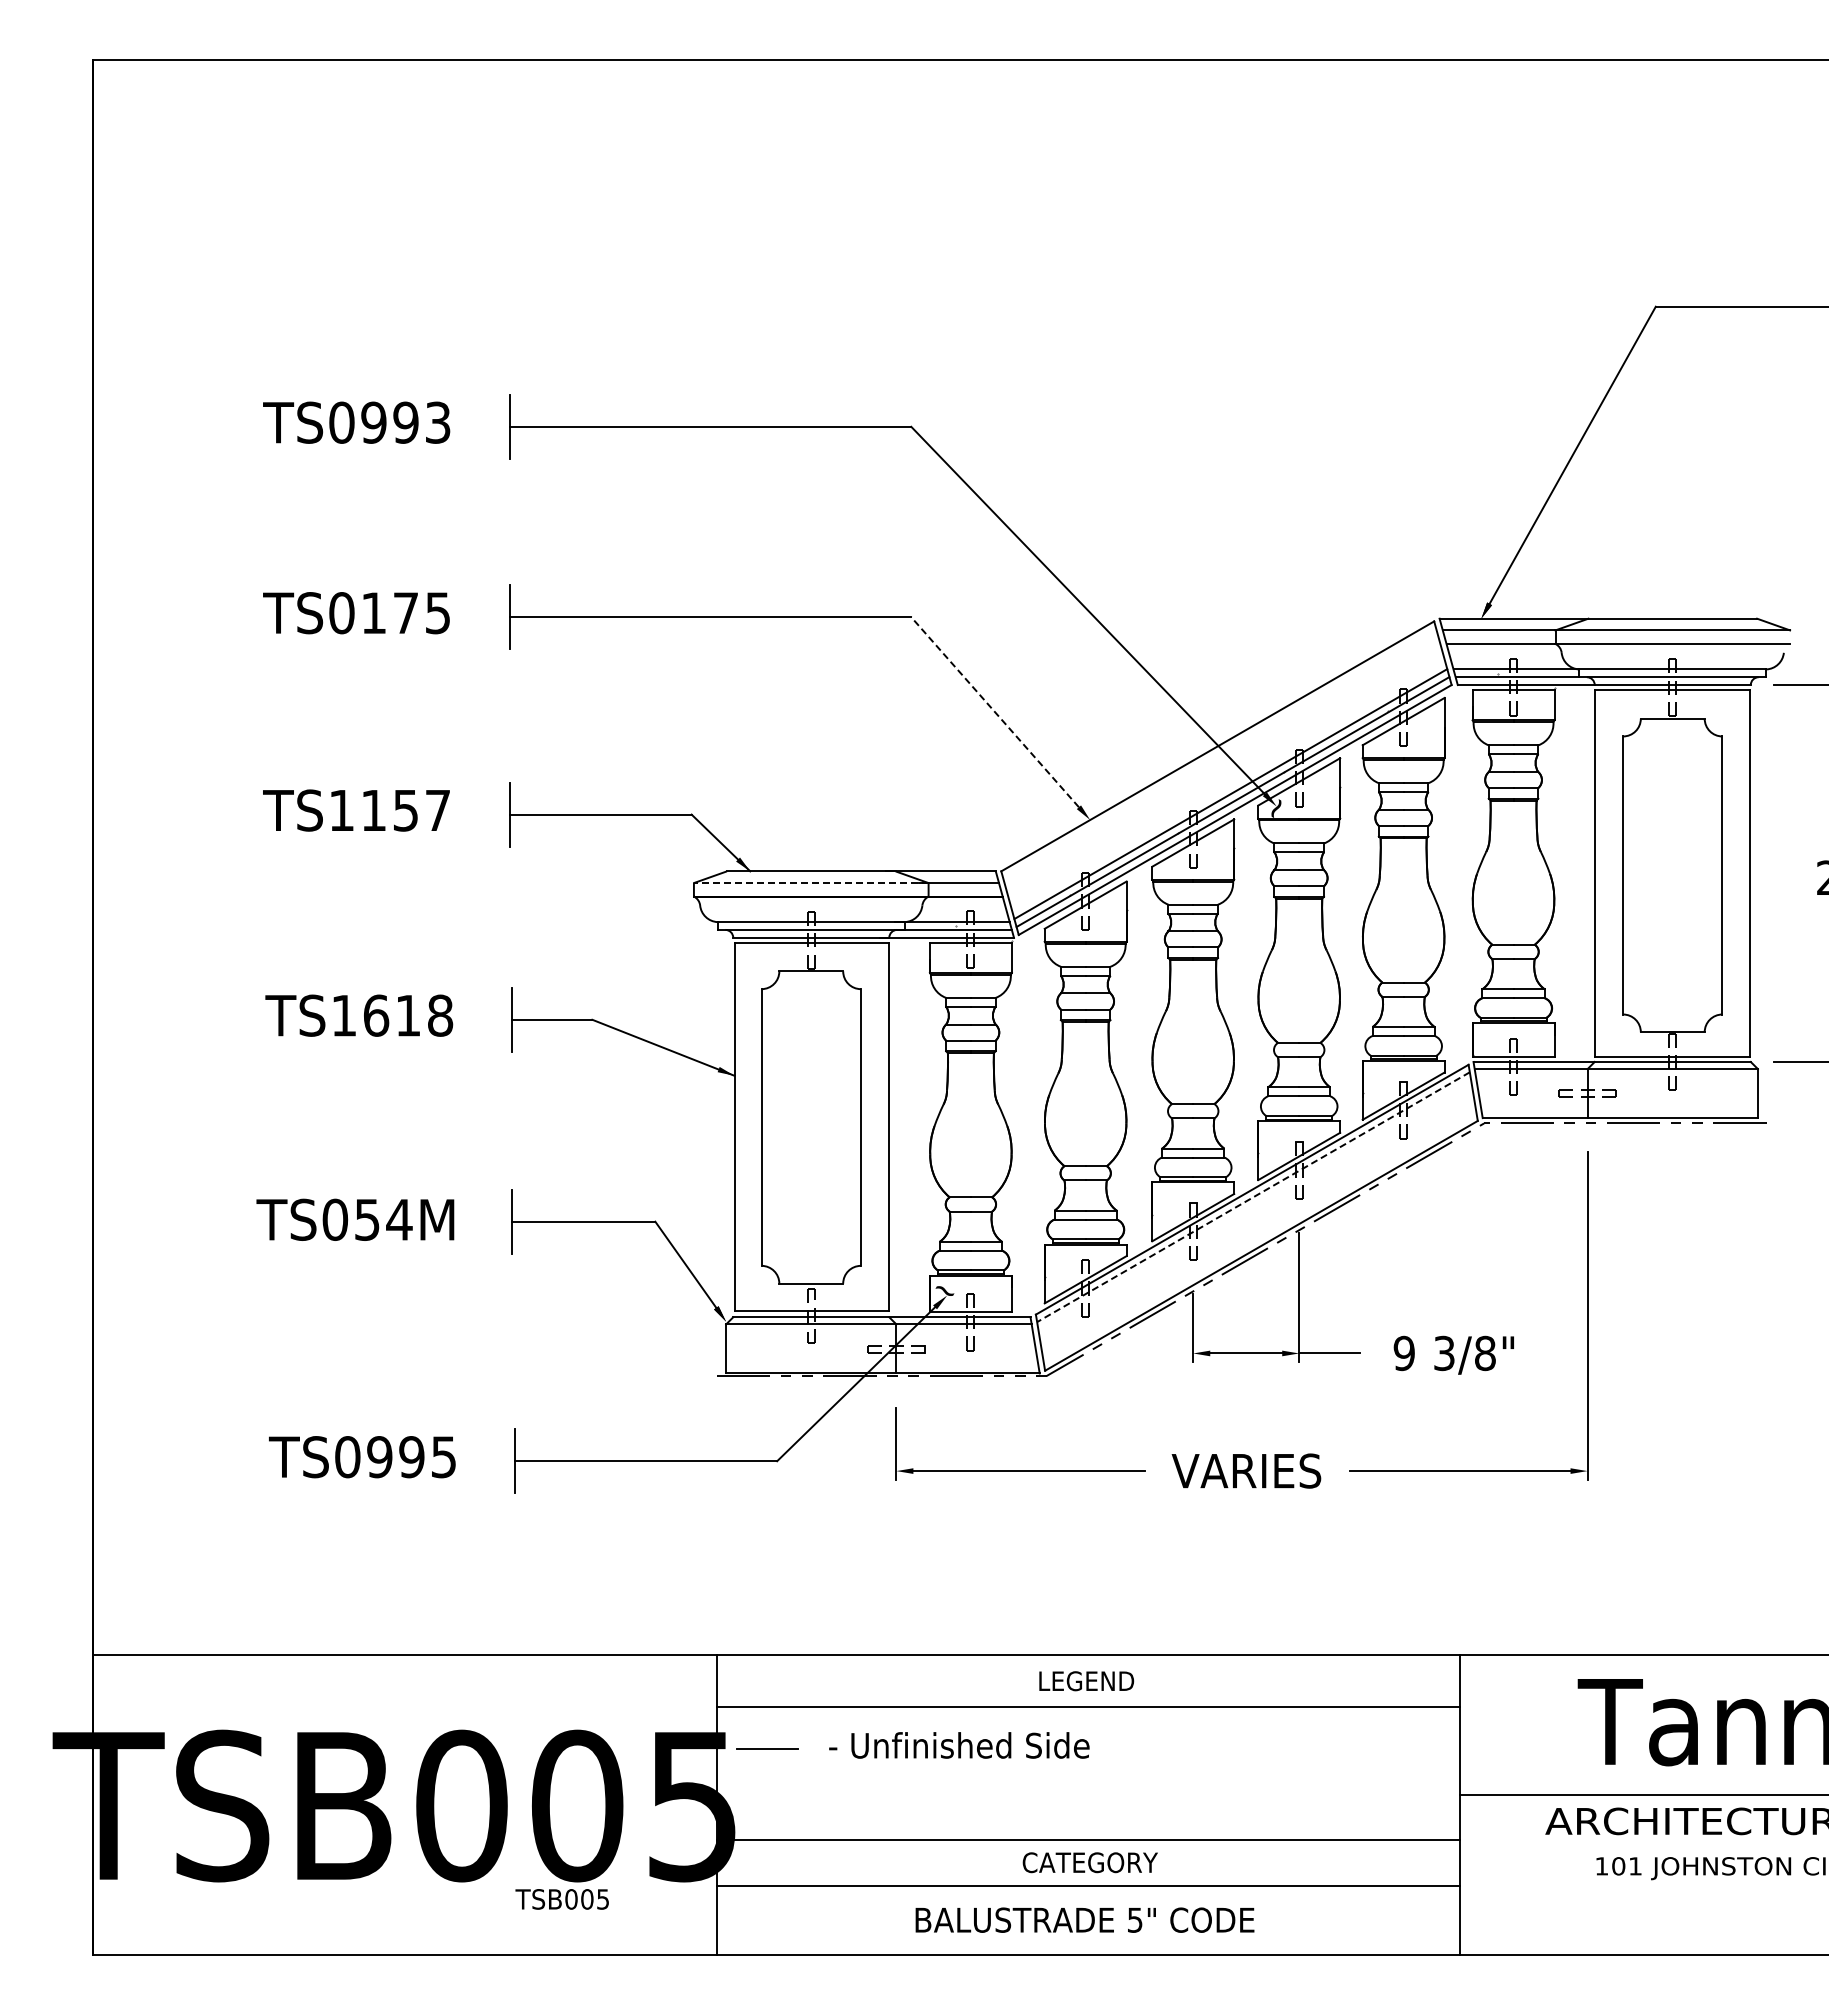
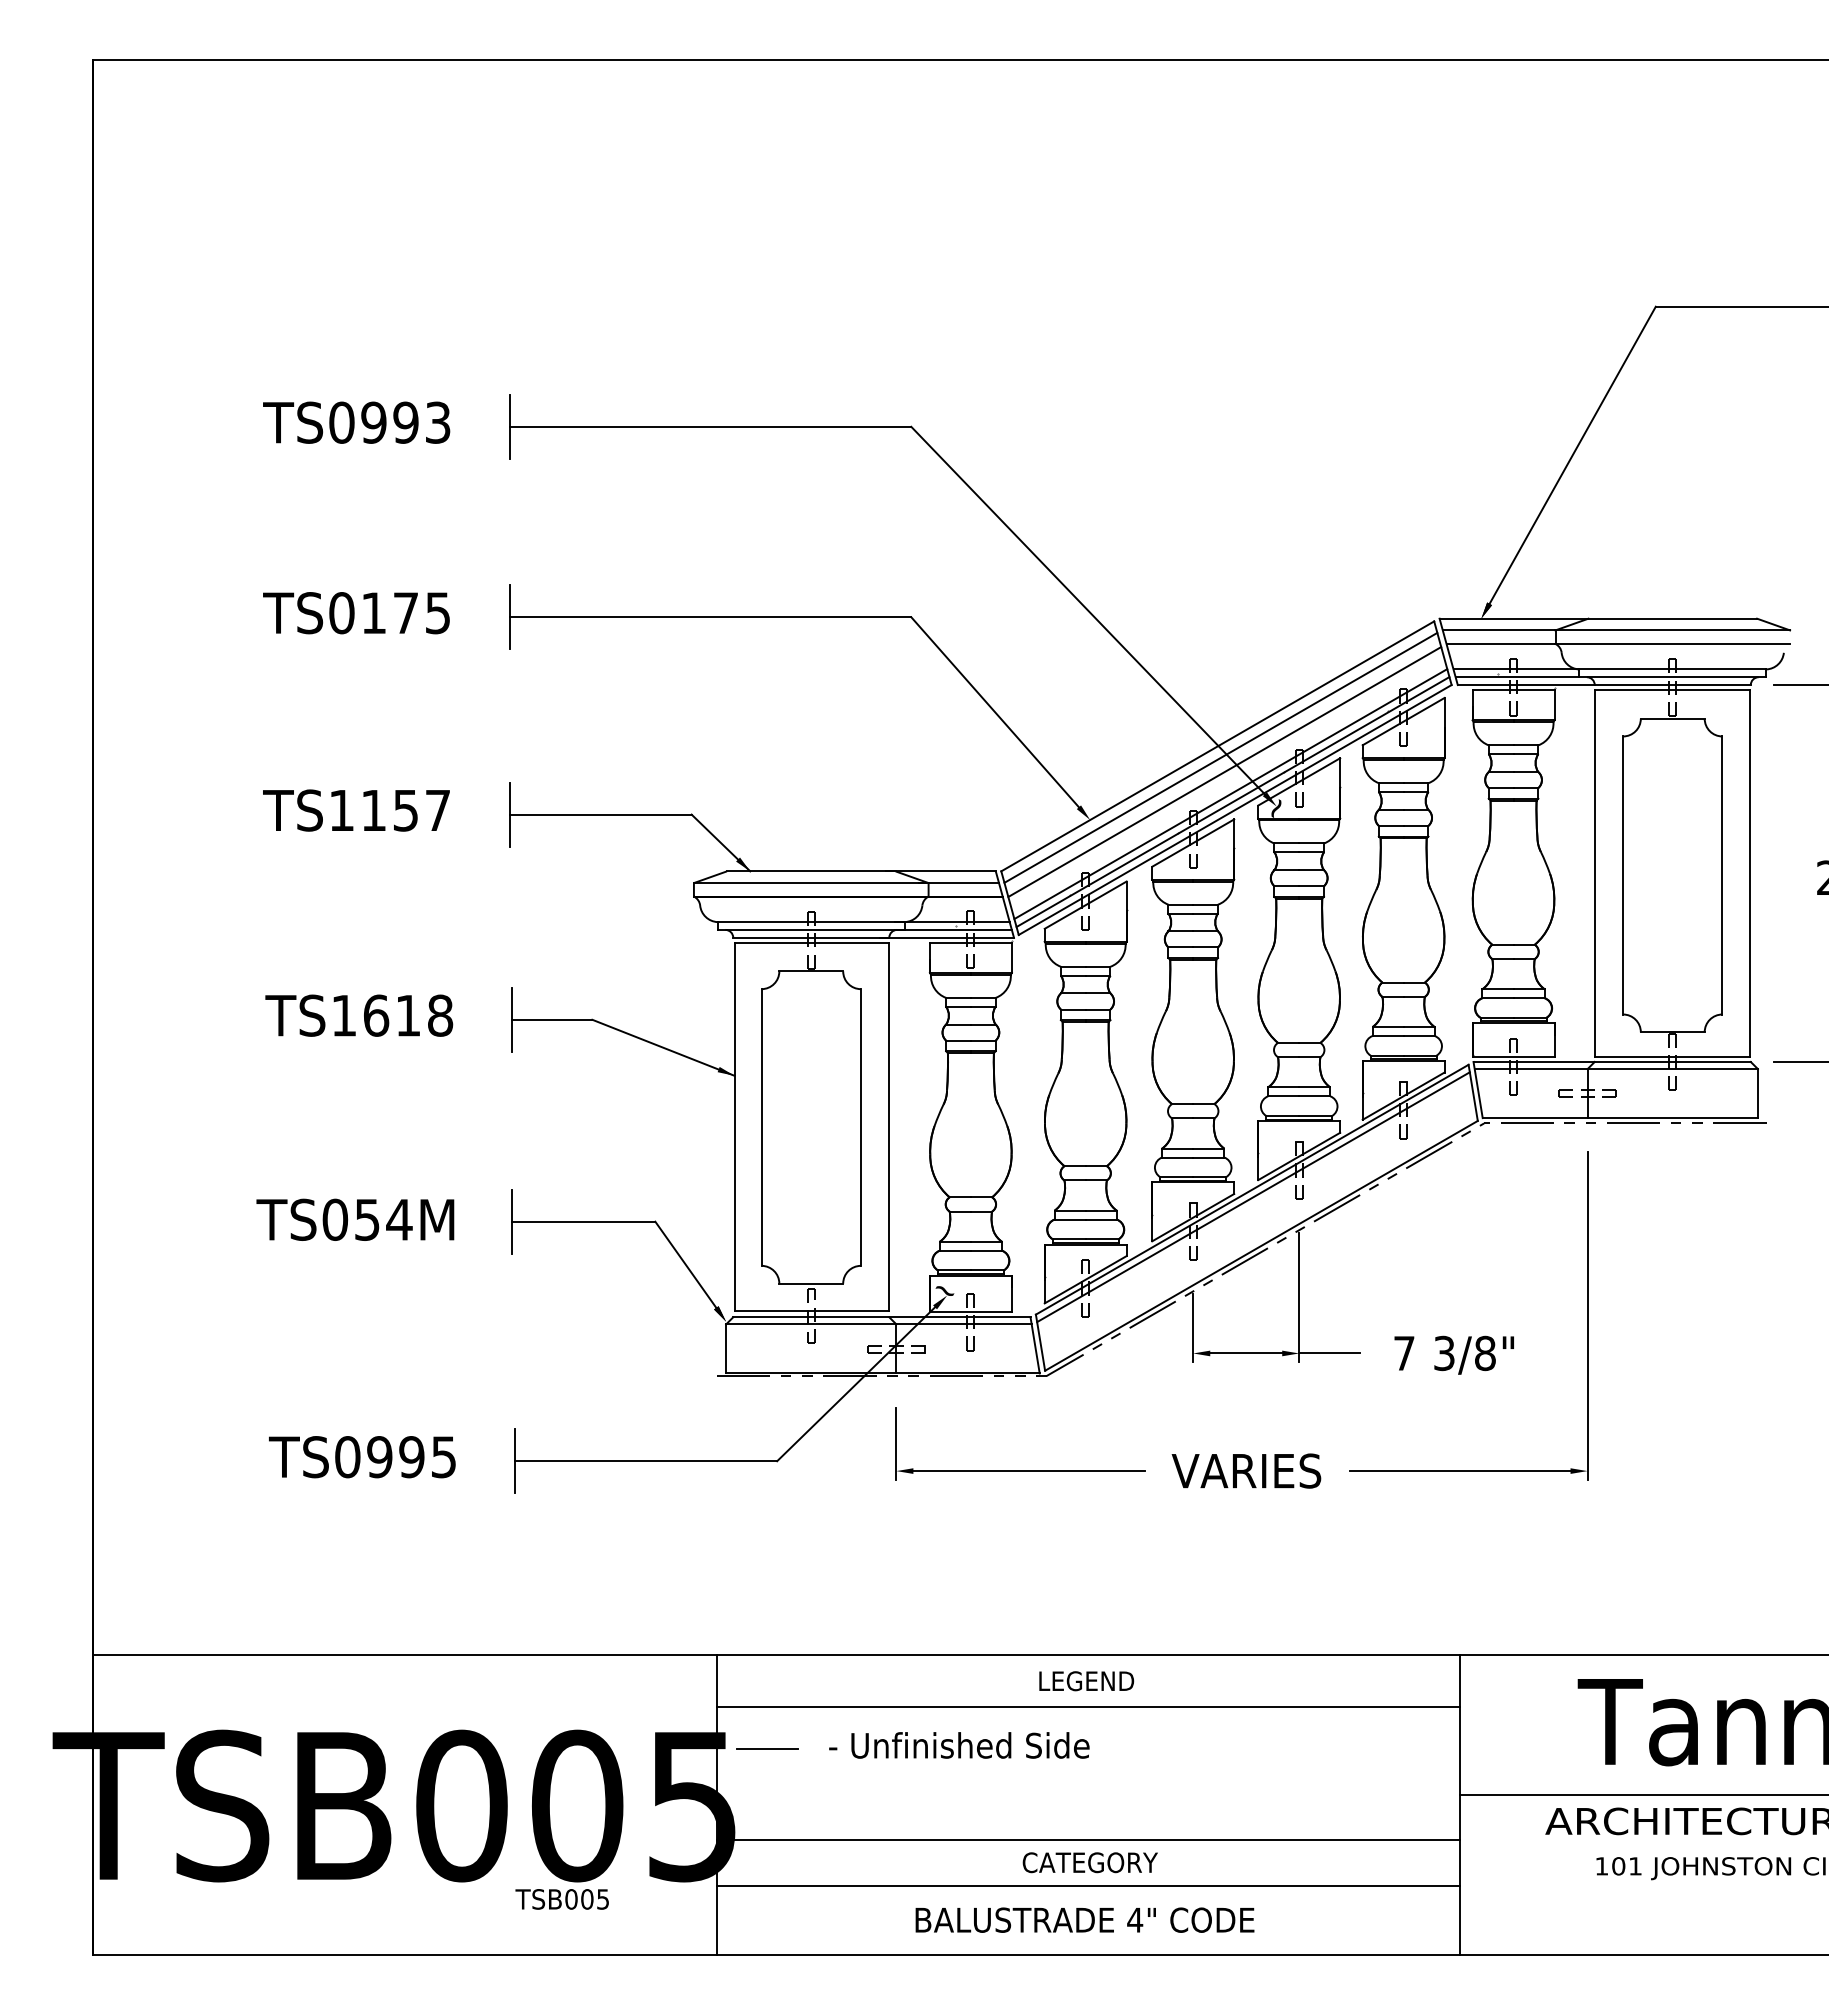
line: dashed -> solid (995, 712)
line: none -> present (1220, 757)
line: none -> present (1224, 771)
line: dashed -> solid (810, 883)
line: dashed -> solid (1253, 1197)
text: 9 -> 7 (1403, 1353)
text: 5" -> 4" (1135, 1919)
